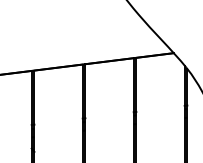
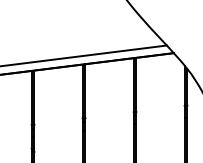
line: none -> present (84, 55)
